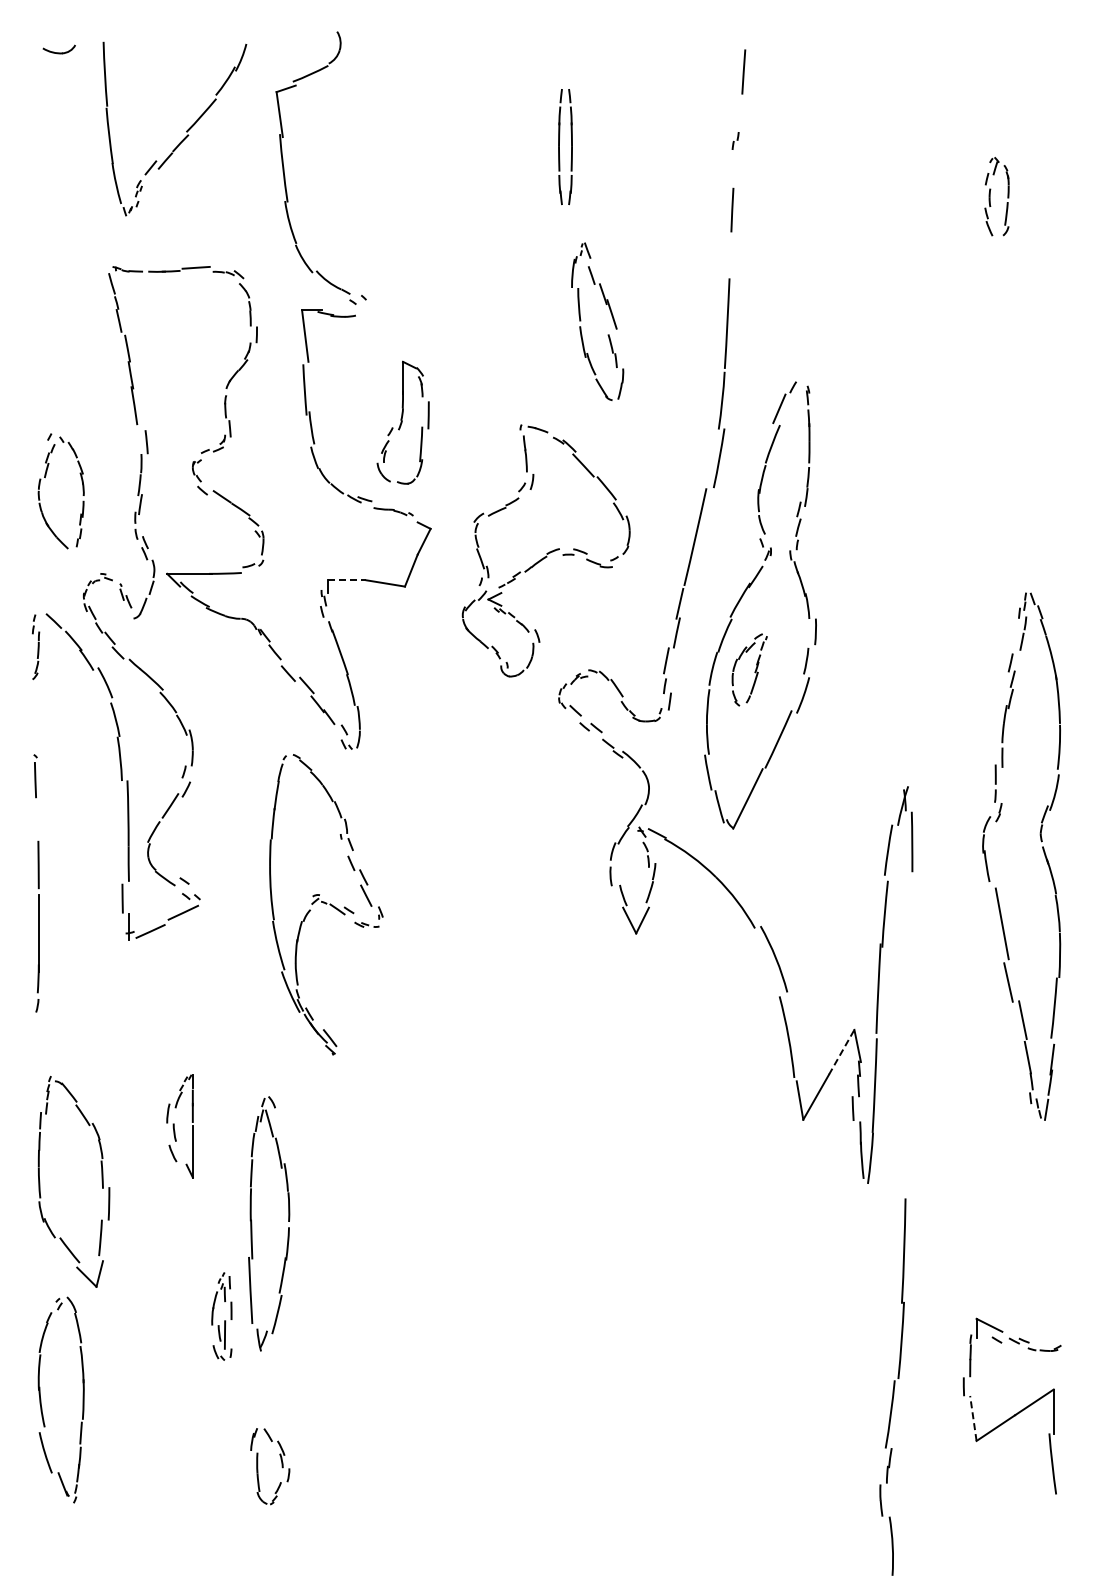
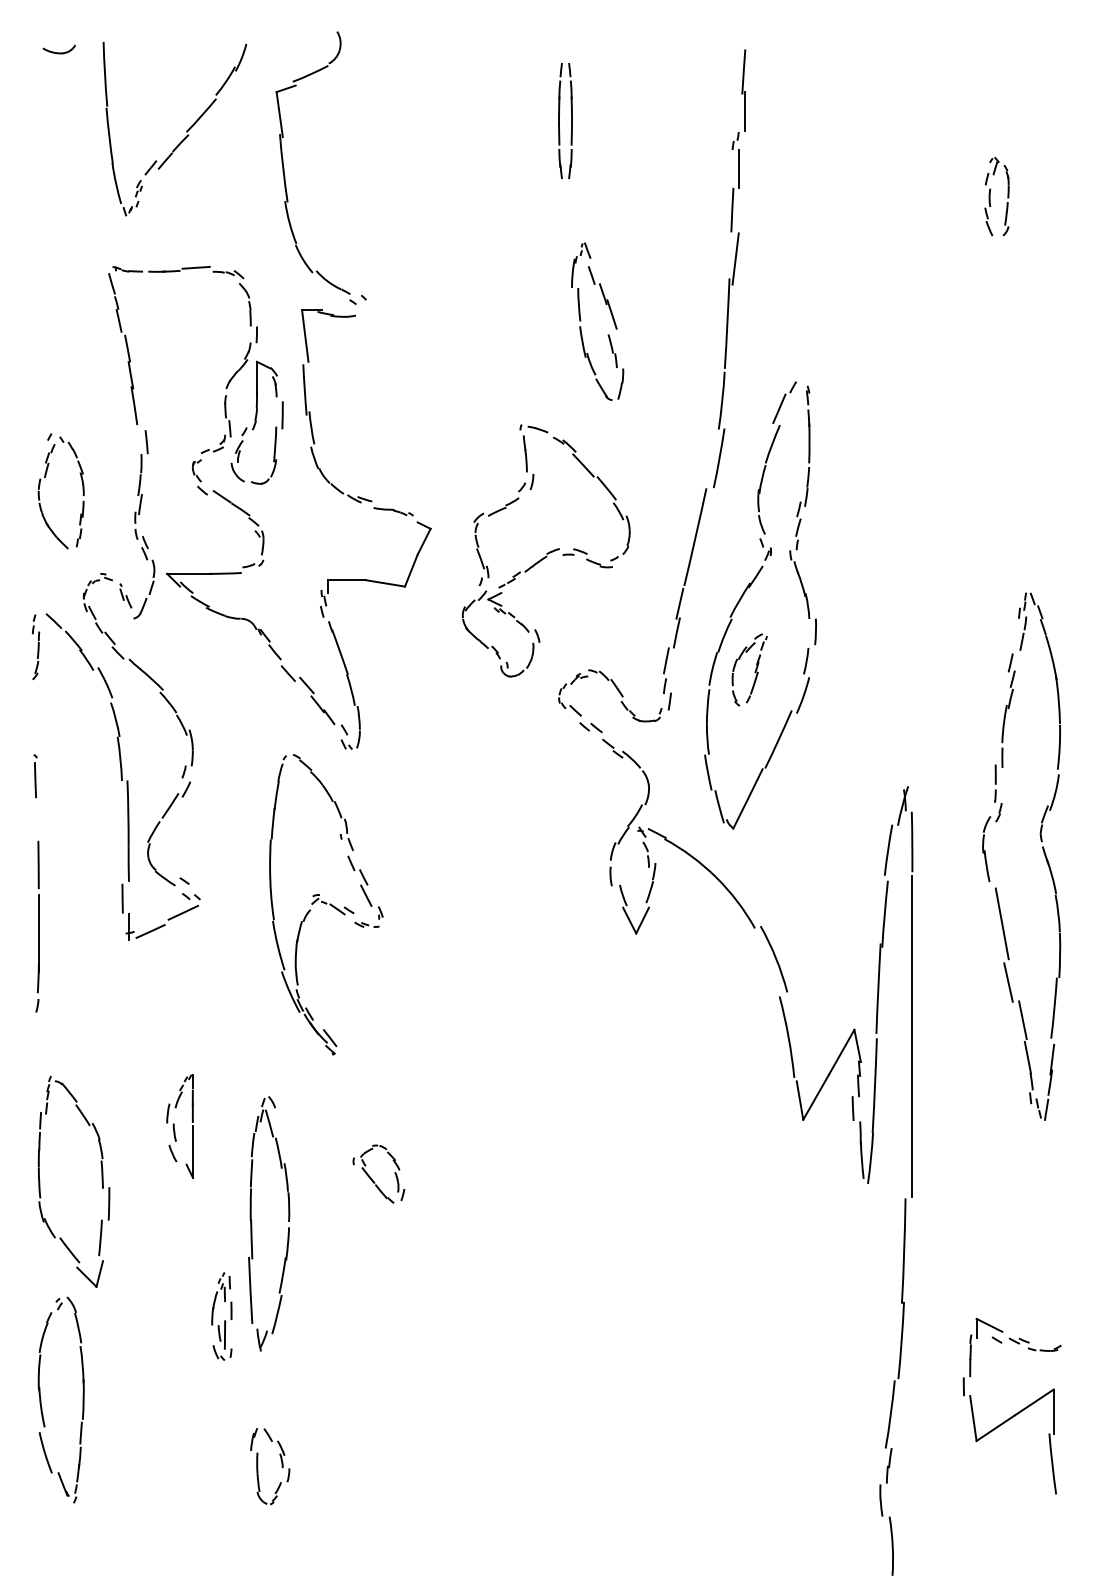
line: none -> present (745, 111)
part position: (565, 147) -> (565, 121) (565, 121)
line: none -> present (738, 168)
line: none -> present (735, 258)
part position: (402, 422) -> (256, 422) (256, 422)
line: dashed -> solid (347, 580)
line: none -> present (912, 1035)
line: dashed -> solid (841, 1052)
part: none -> present (371, 1177)
line: dashed -> solid (973, 1418)
